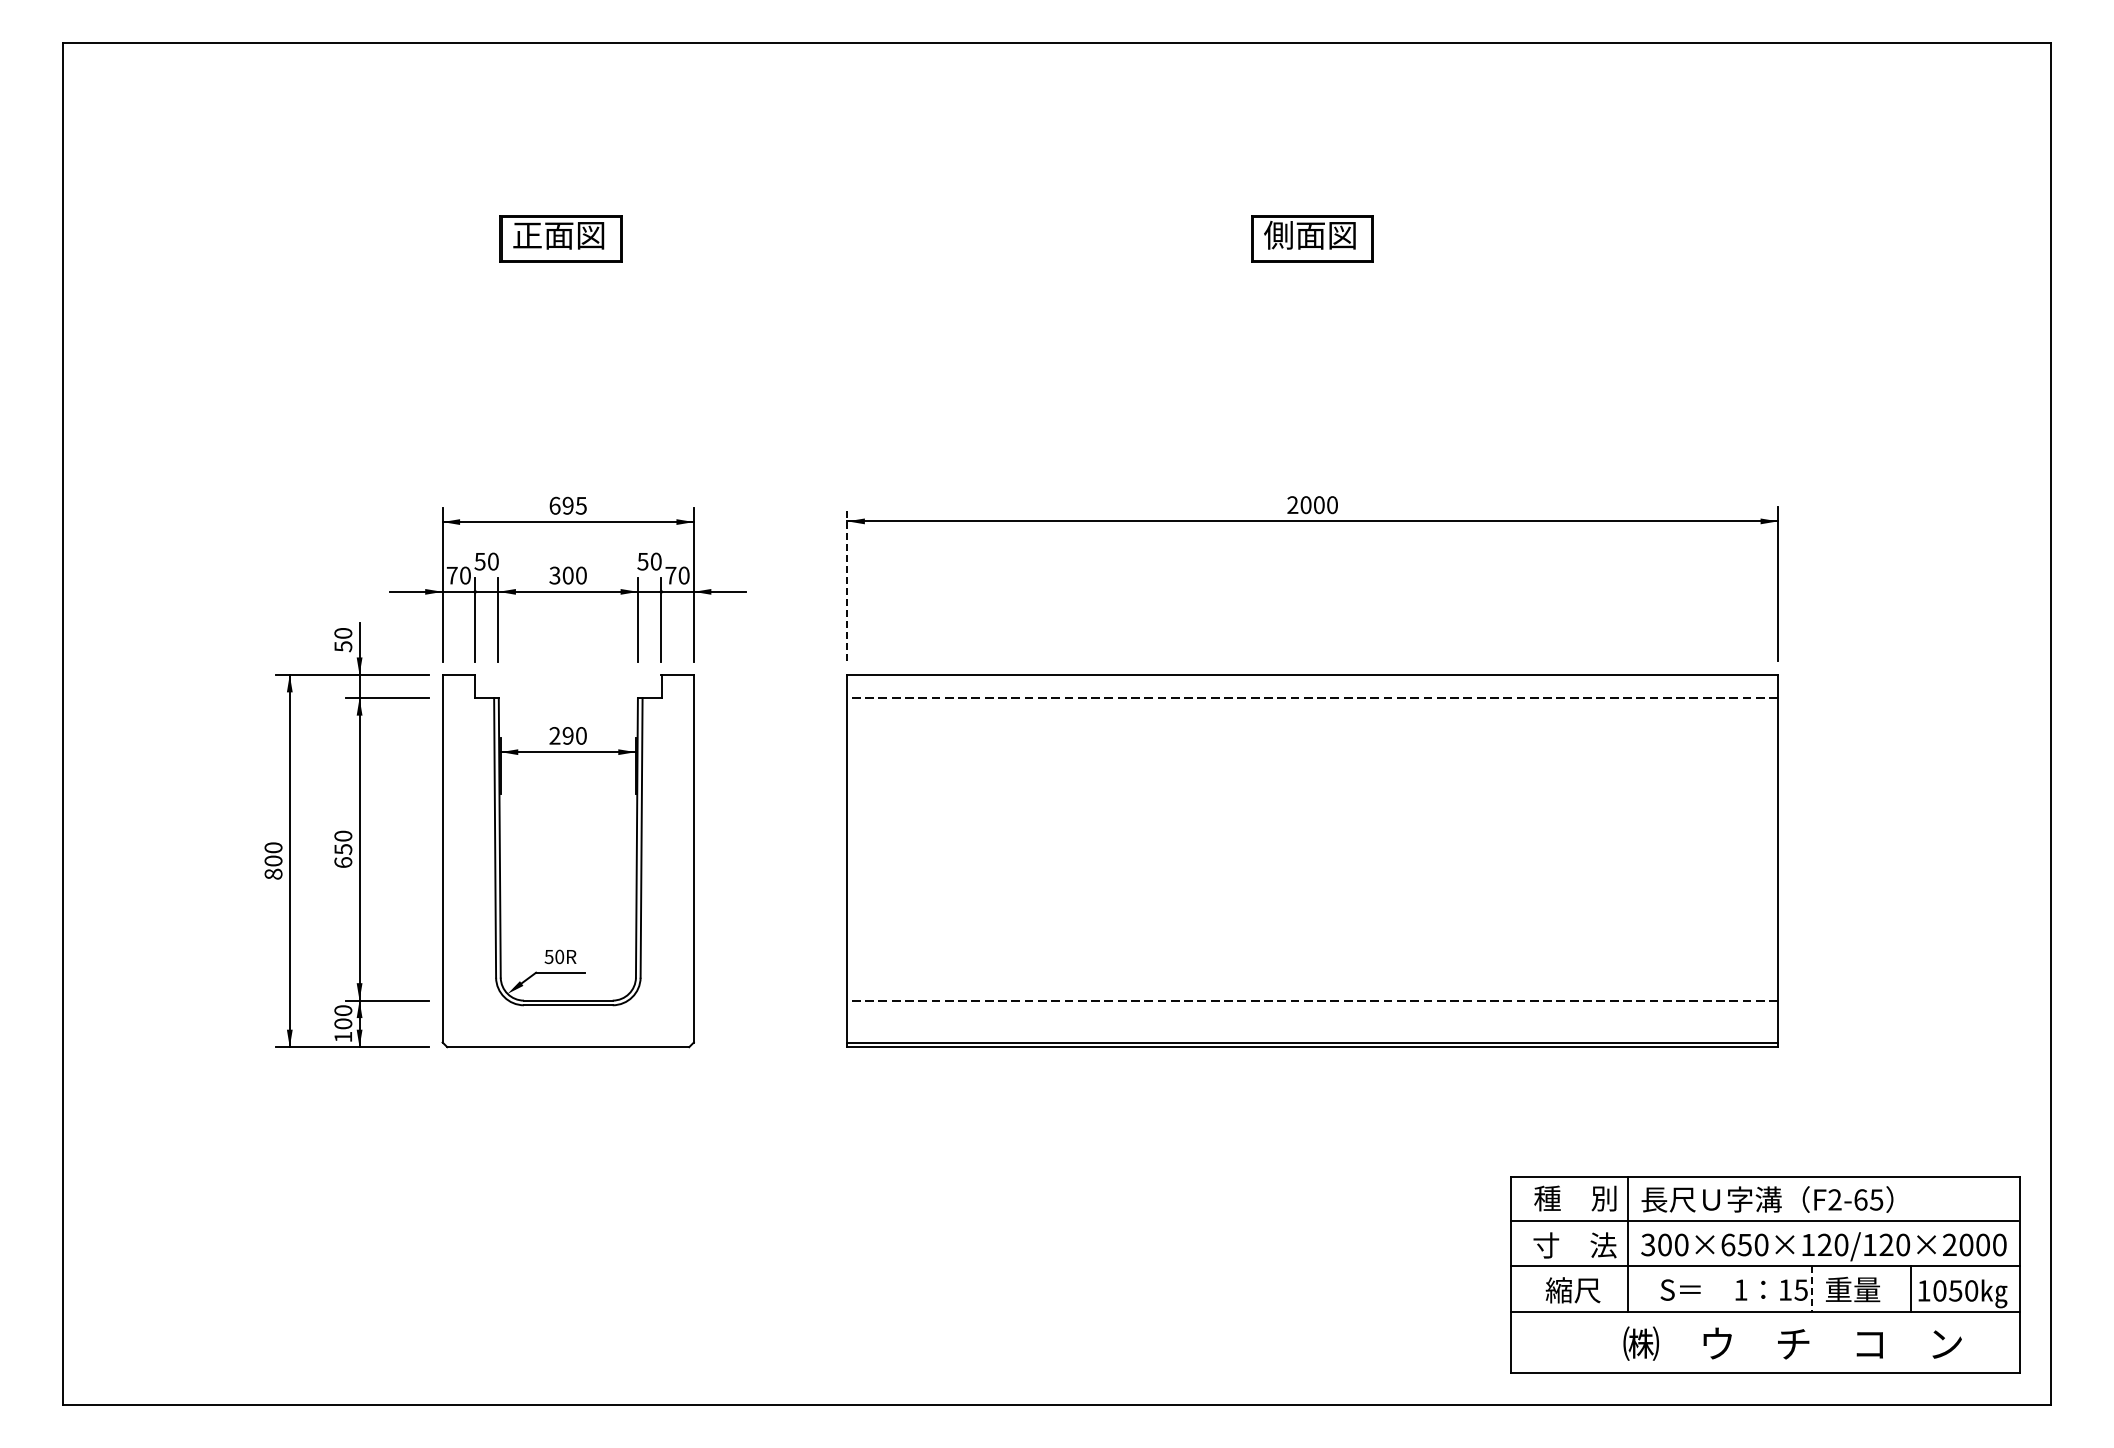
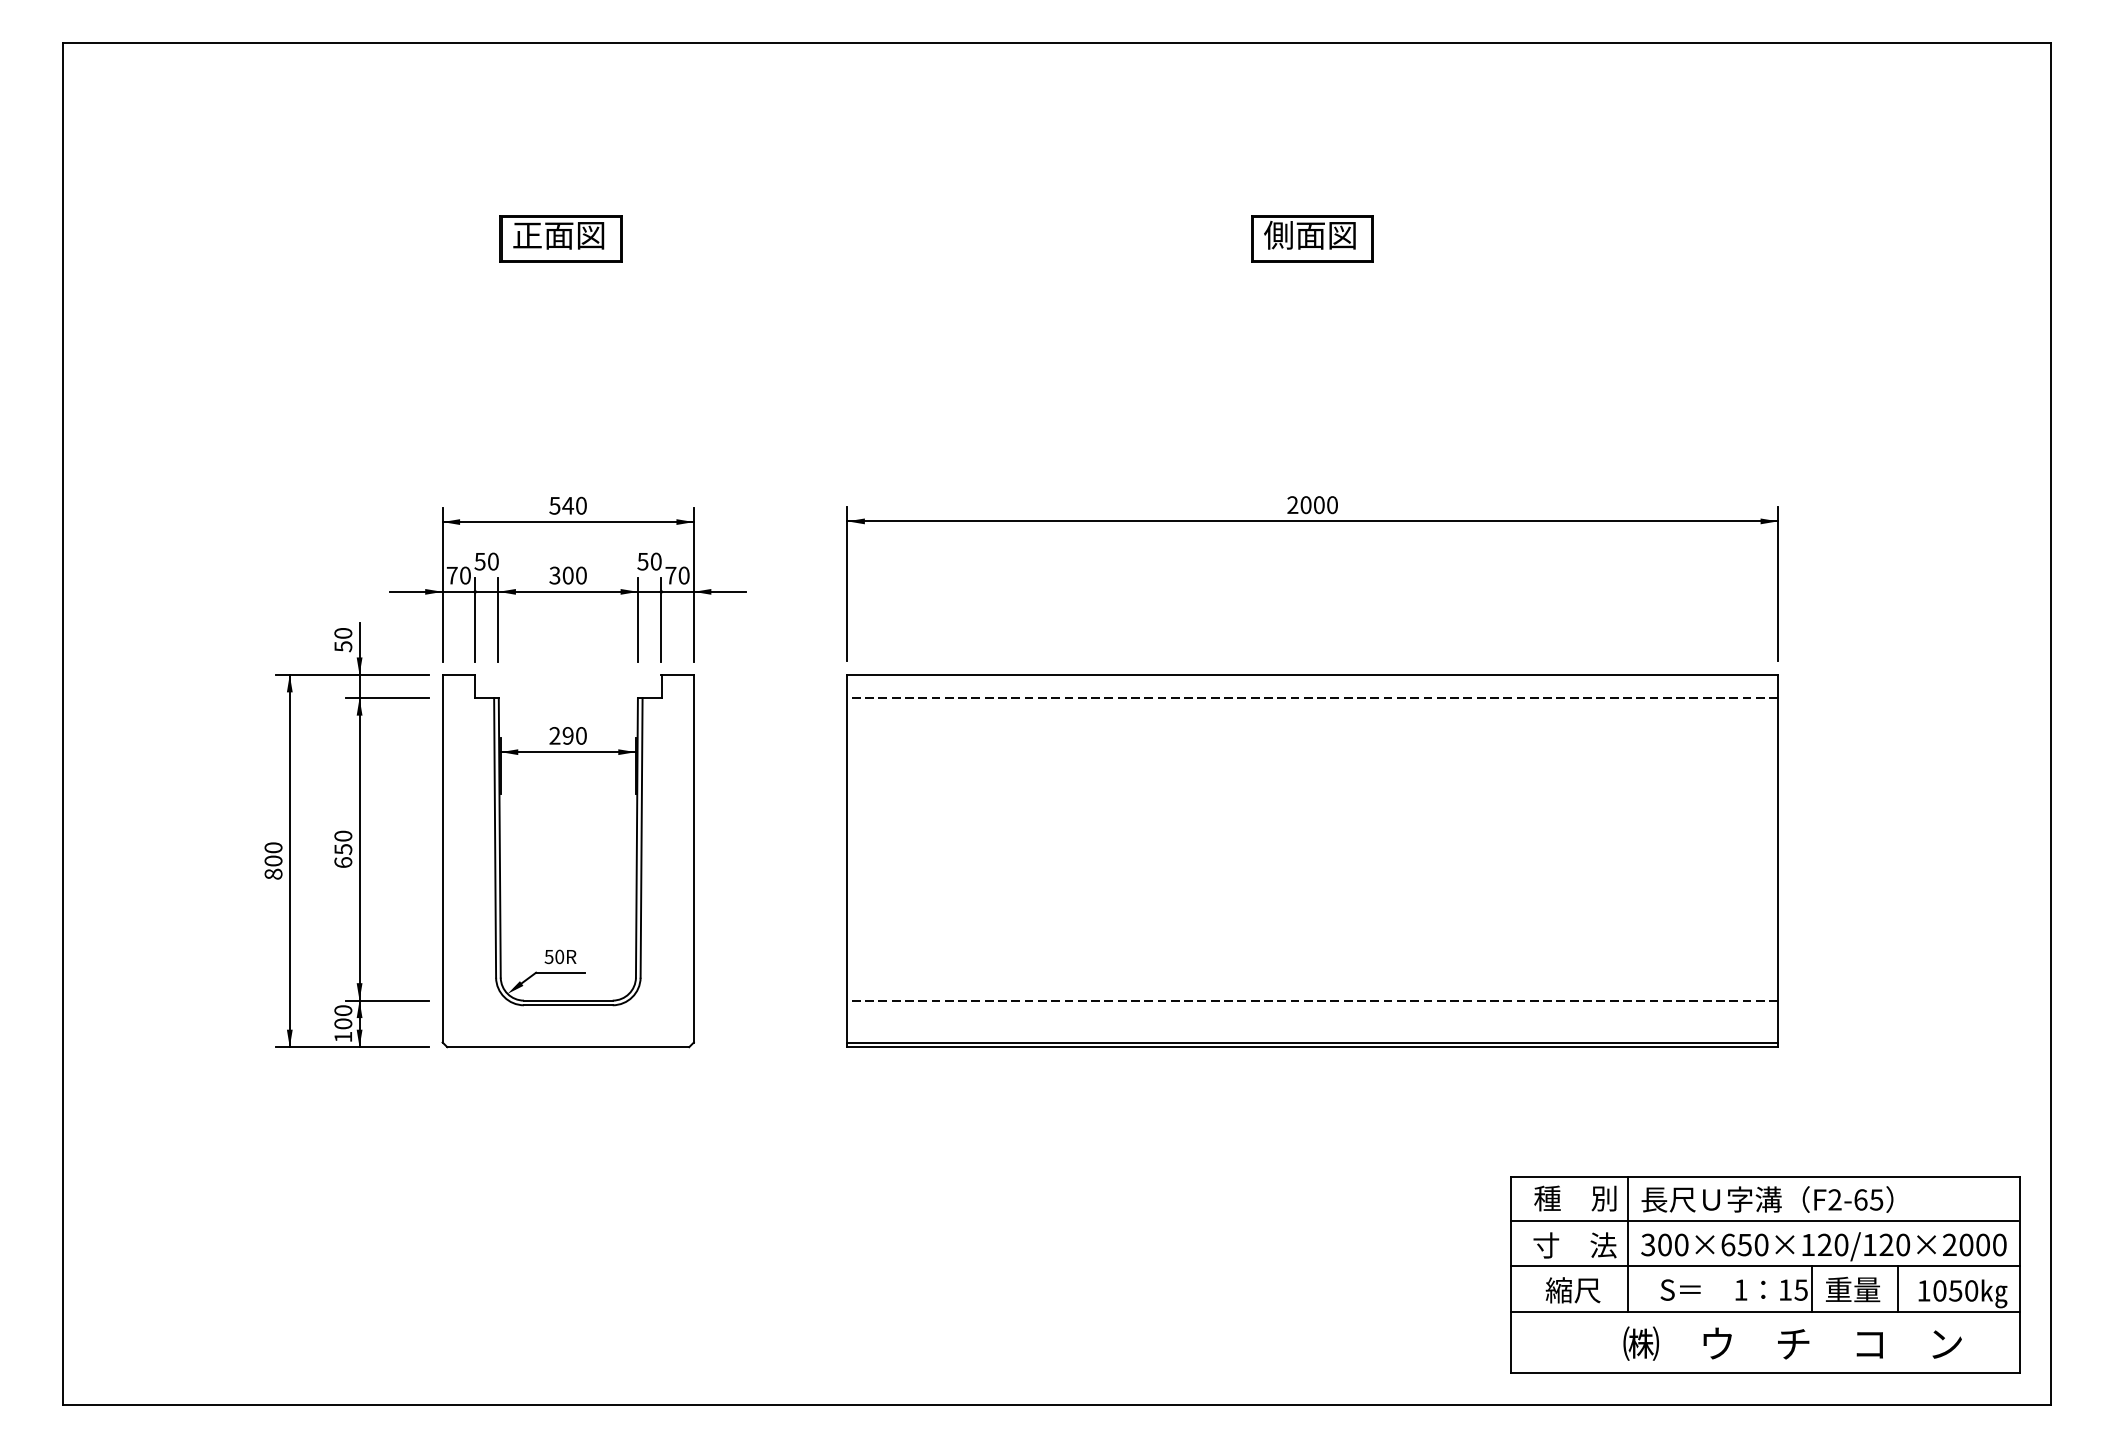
text: 695 -> 540 (567, 505)
line: dashed -> solid (847, 584)
line position: (1910, 1288) -> (1897, 1288) (1897, 1288)
line: dashed -> solid (1811, 1289)
